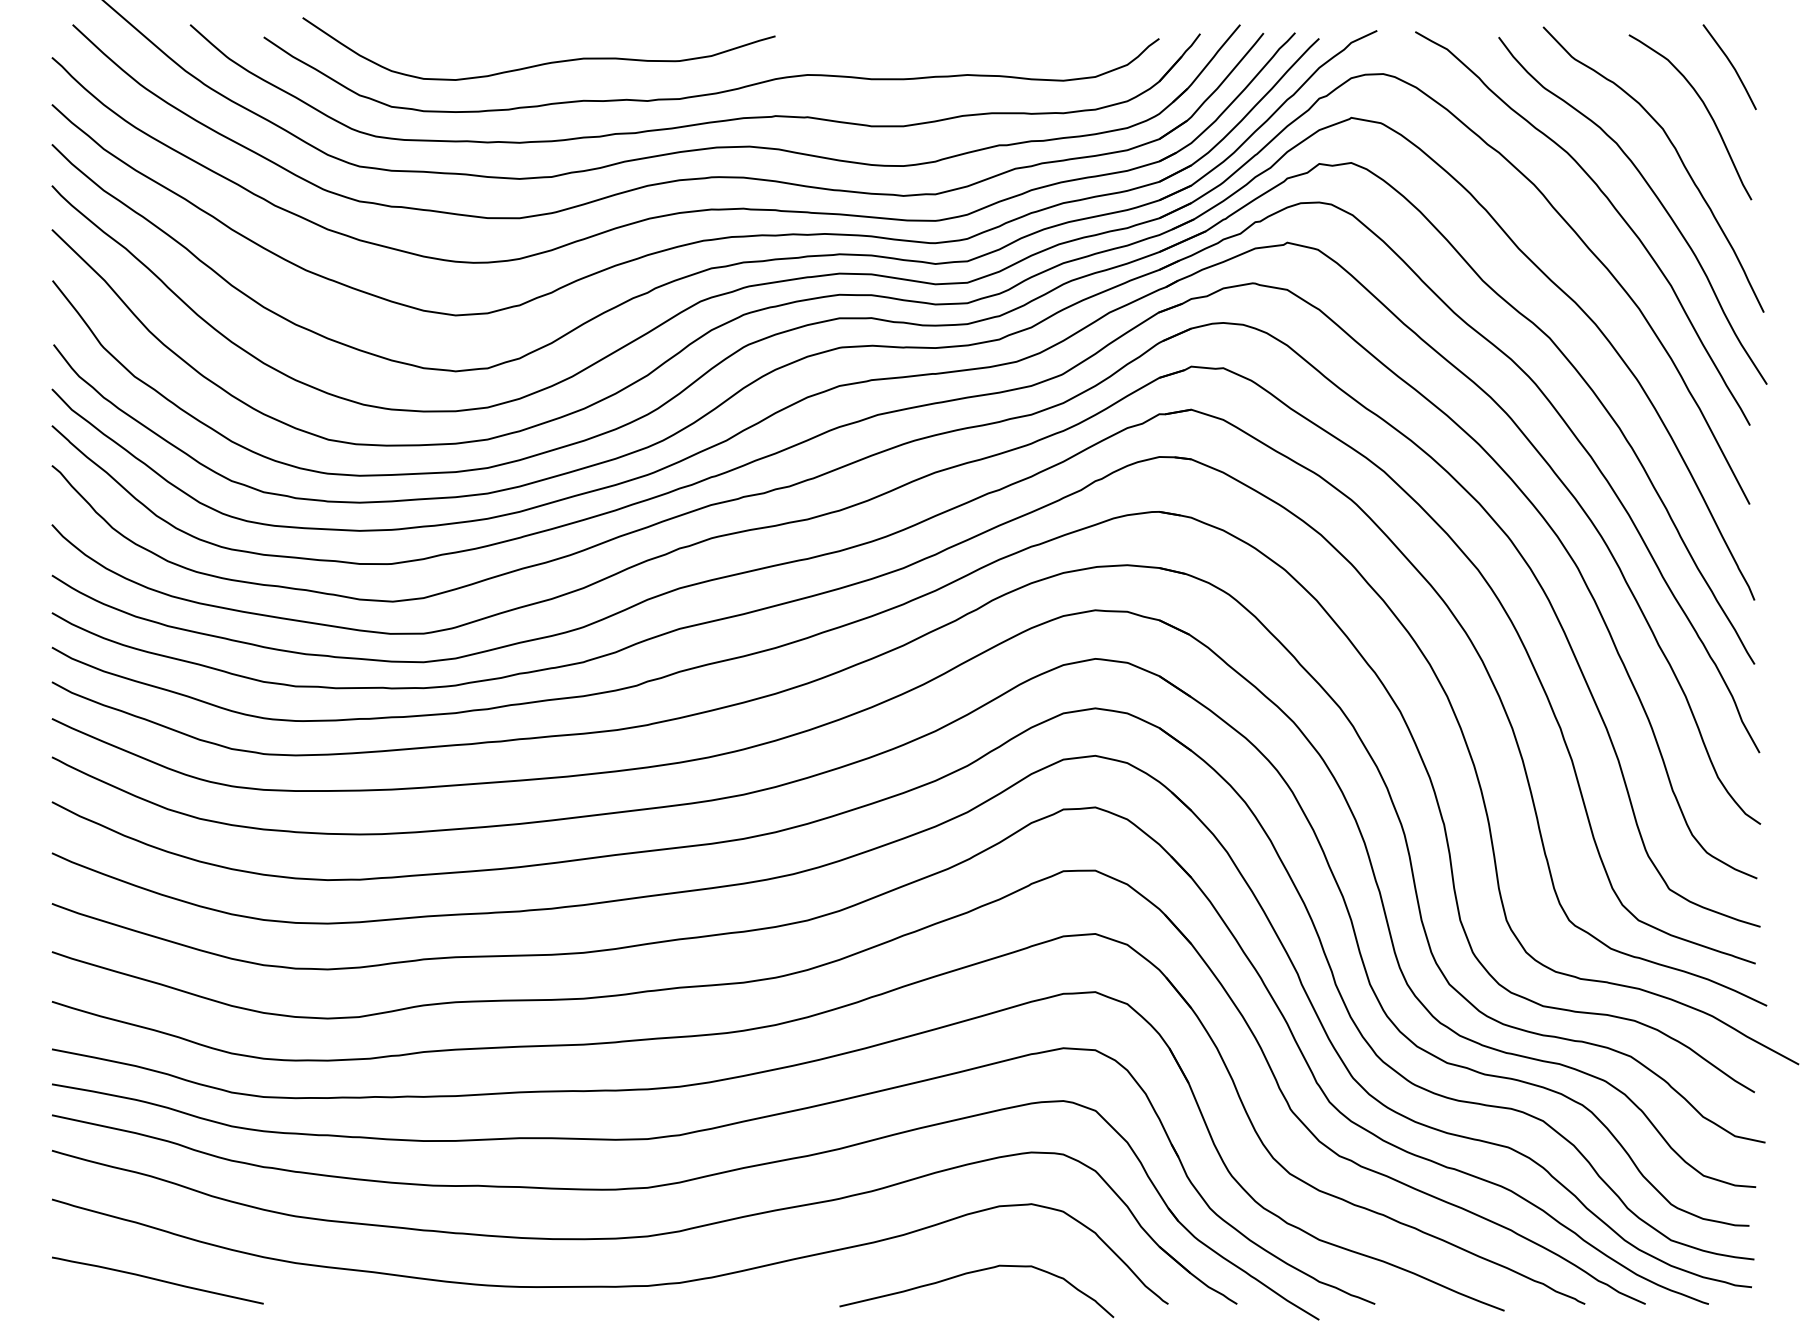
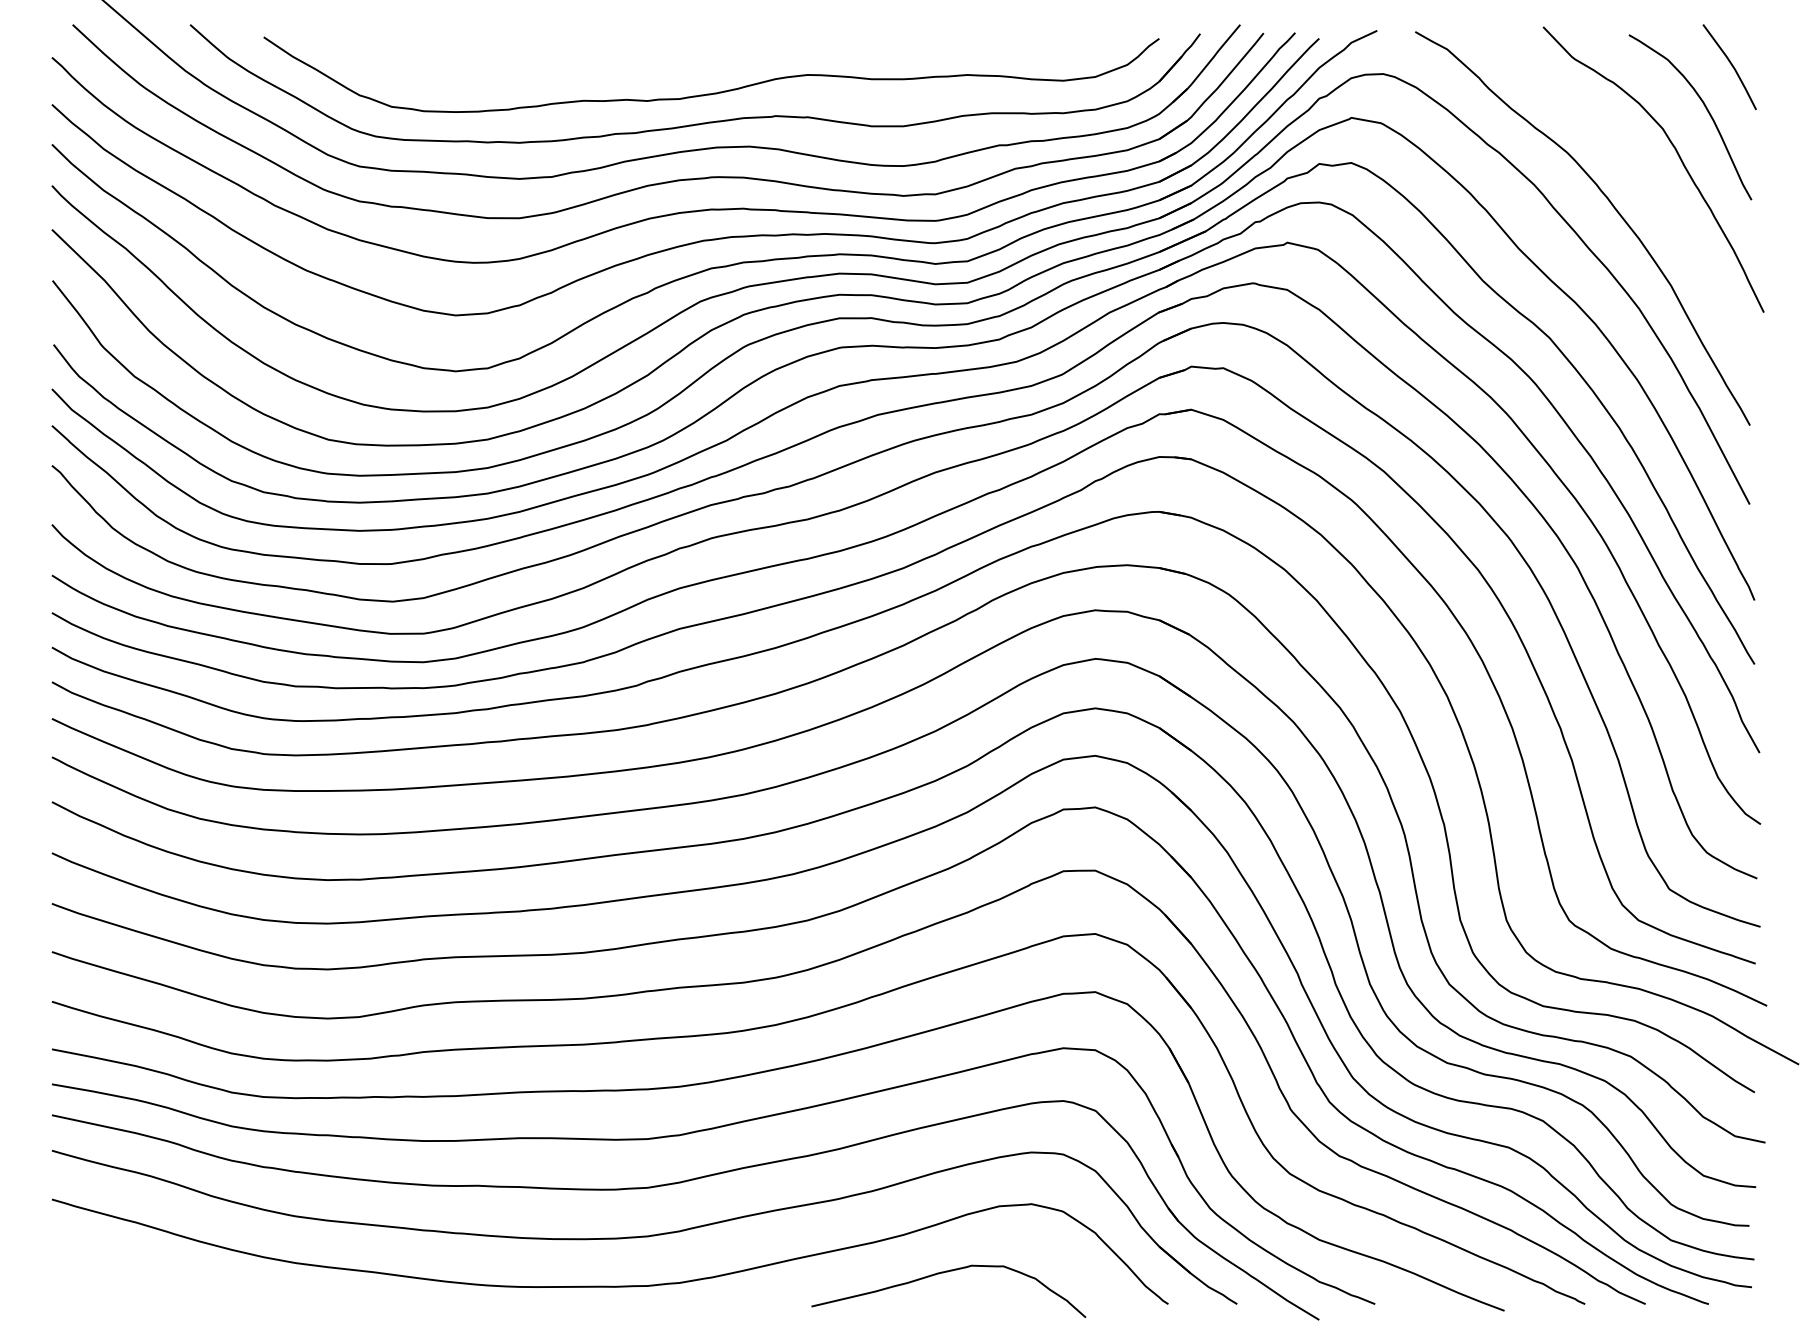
curve: present -> none (541, 63)
curve: present -> none (1654, 195)
curve position: (971, 1273) -> (943, 1273) (943, 1273)
curve: present -> none (157, 1280)
